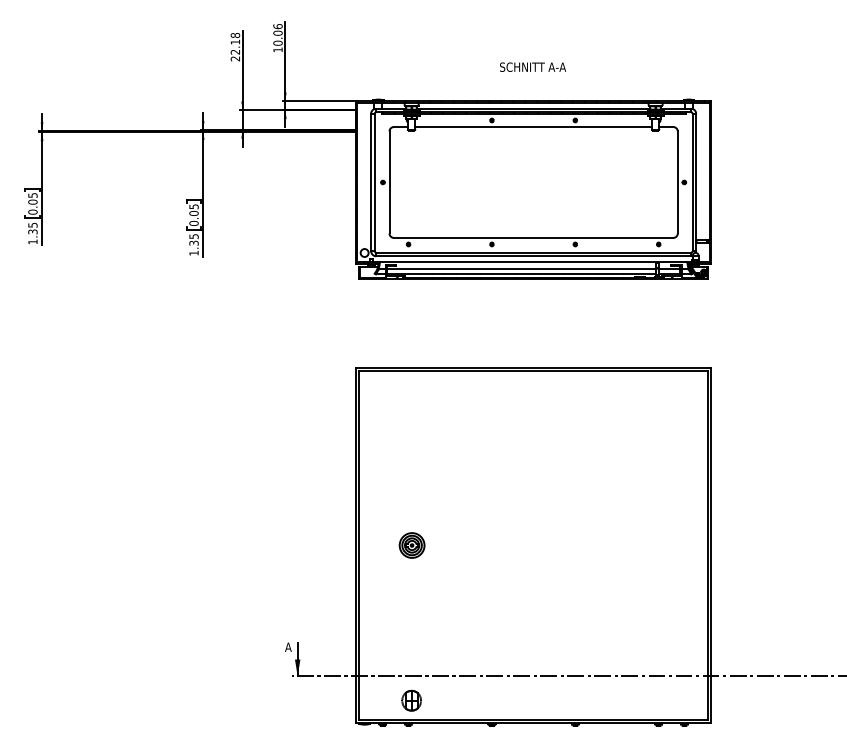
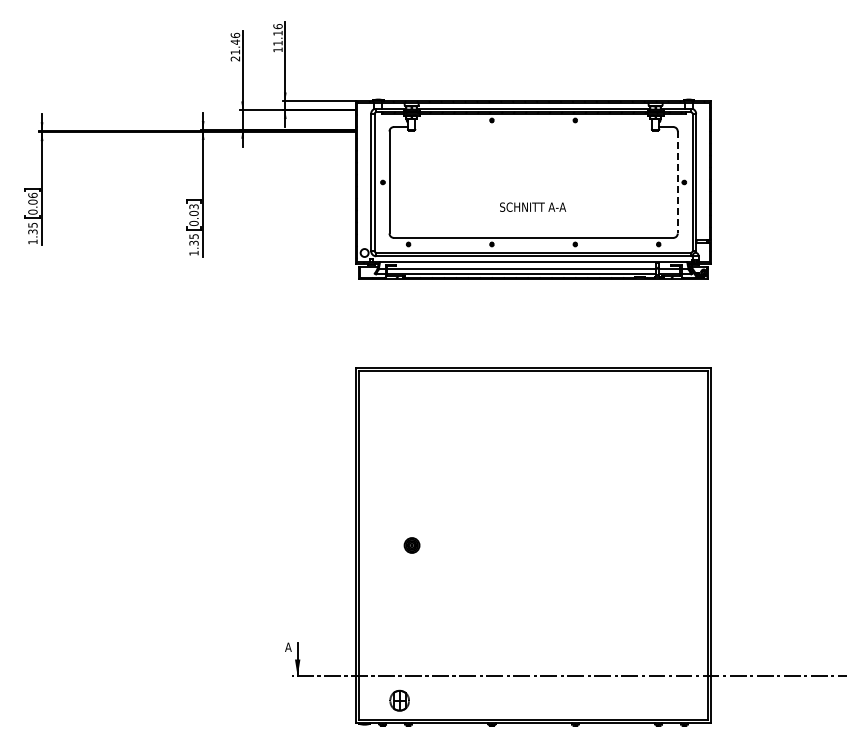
text: 10.06 -> 11.16 (277, 37)
text: 22.18 -> 21.46 (235, 43)
text position: (533, 66) -> (533, 206) (533, 206)
line: present -> none (533, 127)
line: solid -> dashed (677, 182)
text: 0.05 -> 0.06 (32, 194)
text: 0.05 -> 0.03 (193, 206)
part size: 28x27 px -> 18x17 px (411, 545)
part position: (411, 700) -> (399, 700) (399, 700)
